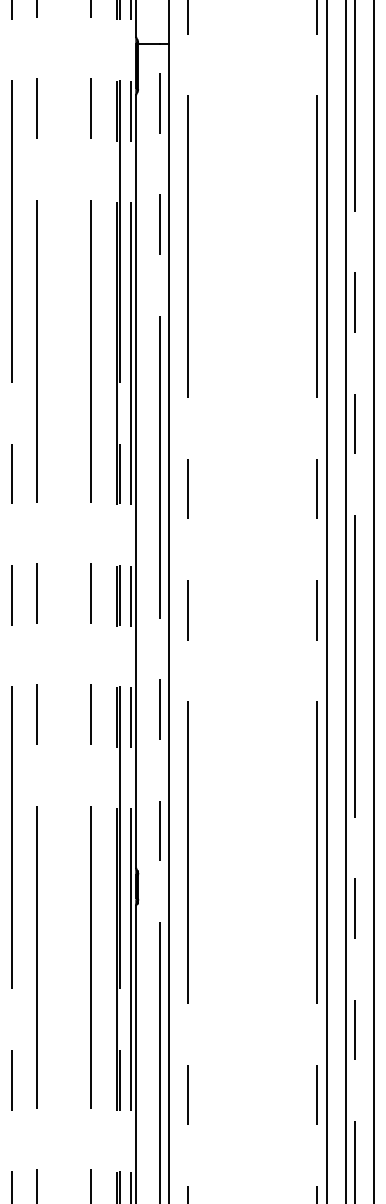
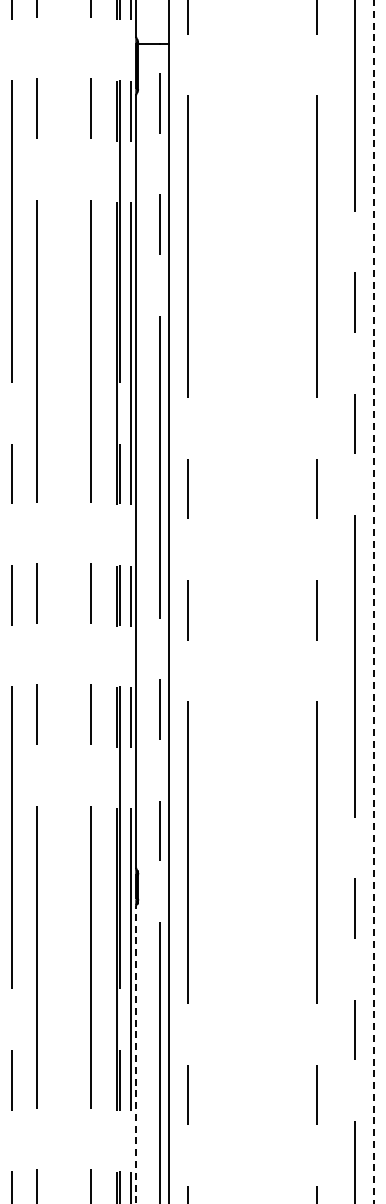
line: present -> none (326, 601)
line: present -> none (346, 601)
line: solid -> dashed (374, 602)
line: solid -> dashed (136, 1054)
